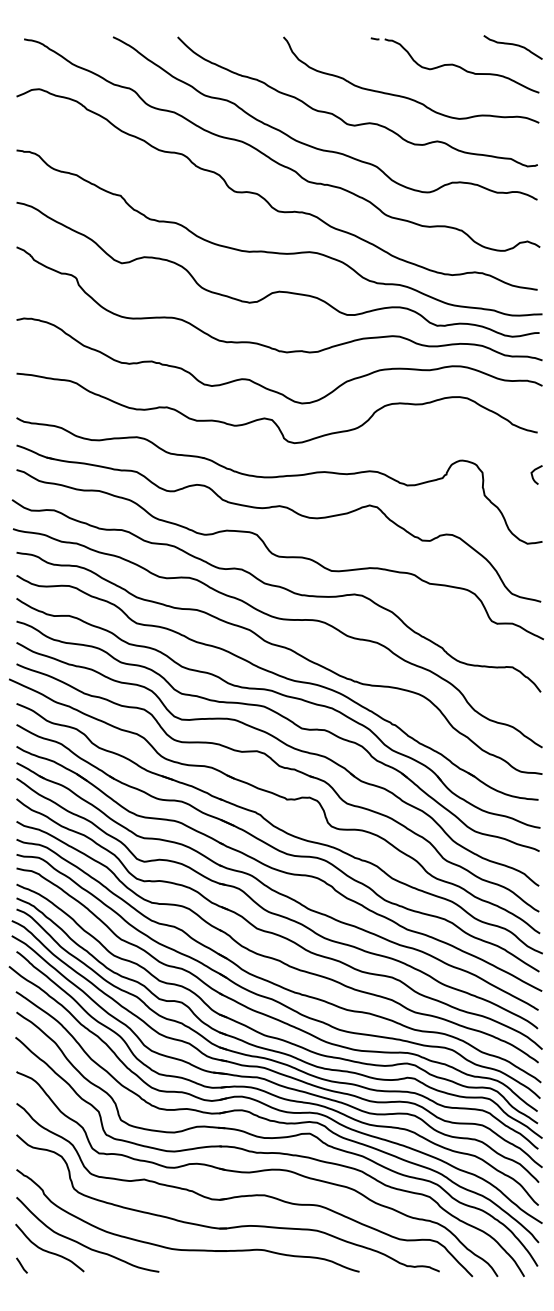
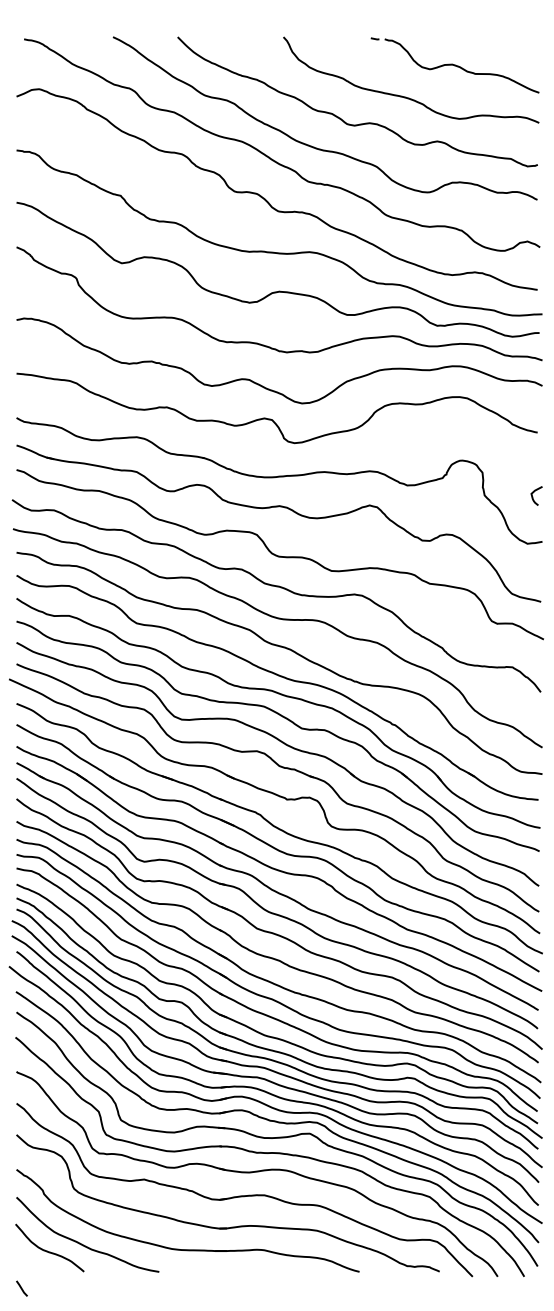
curve: present -> none (512, 45)
curve position: (533, 475) -> (533, 496) (533, 496)
line position: (21, 1265) -> (21, 1288) (21, 1288)
